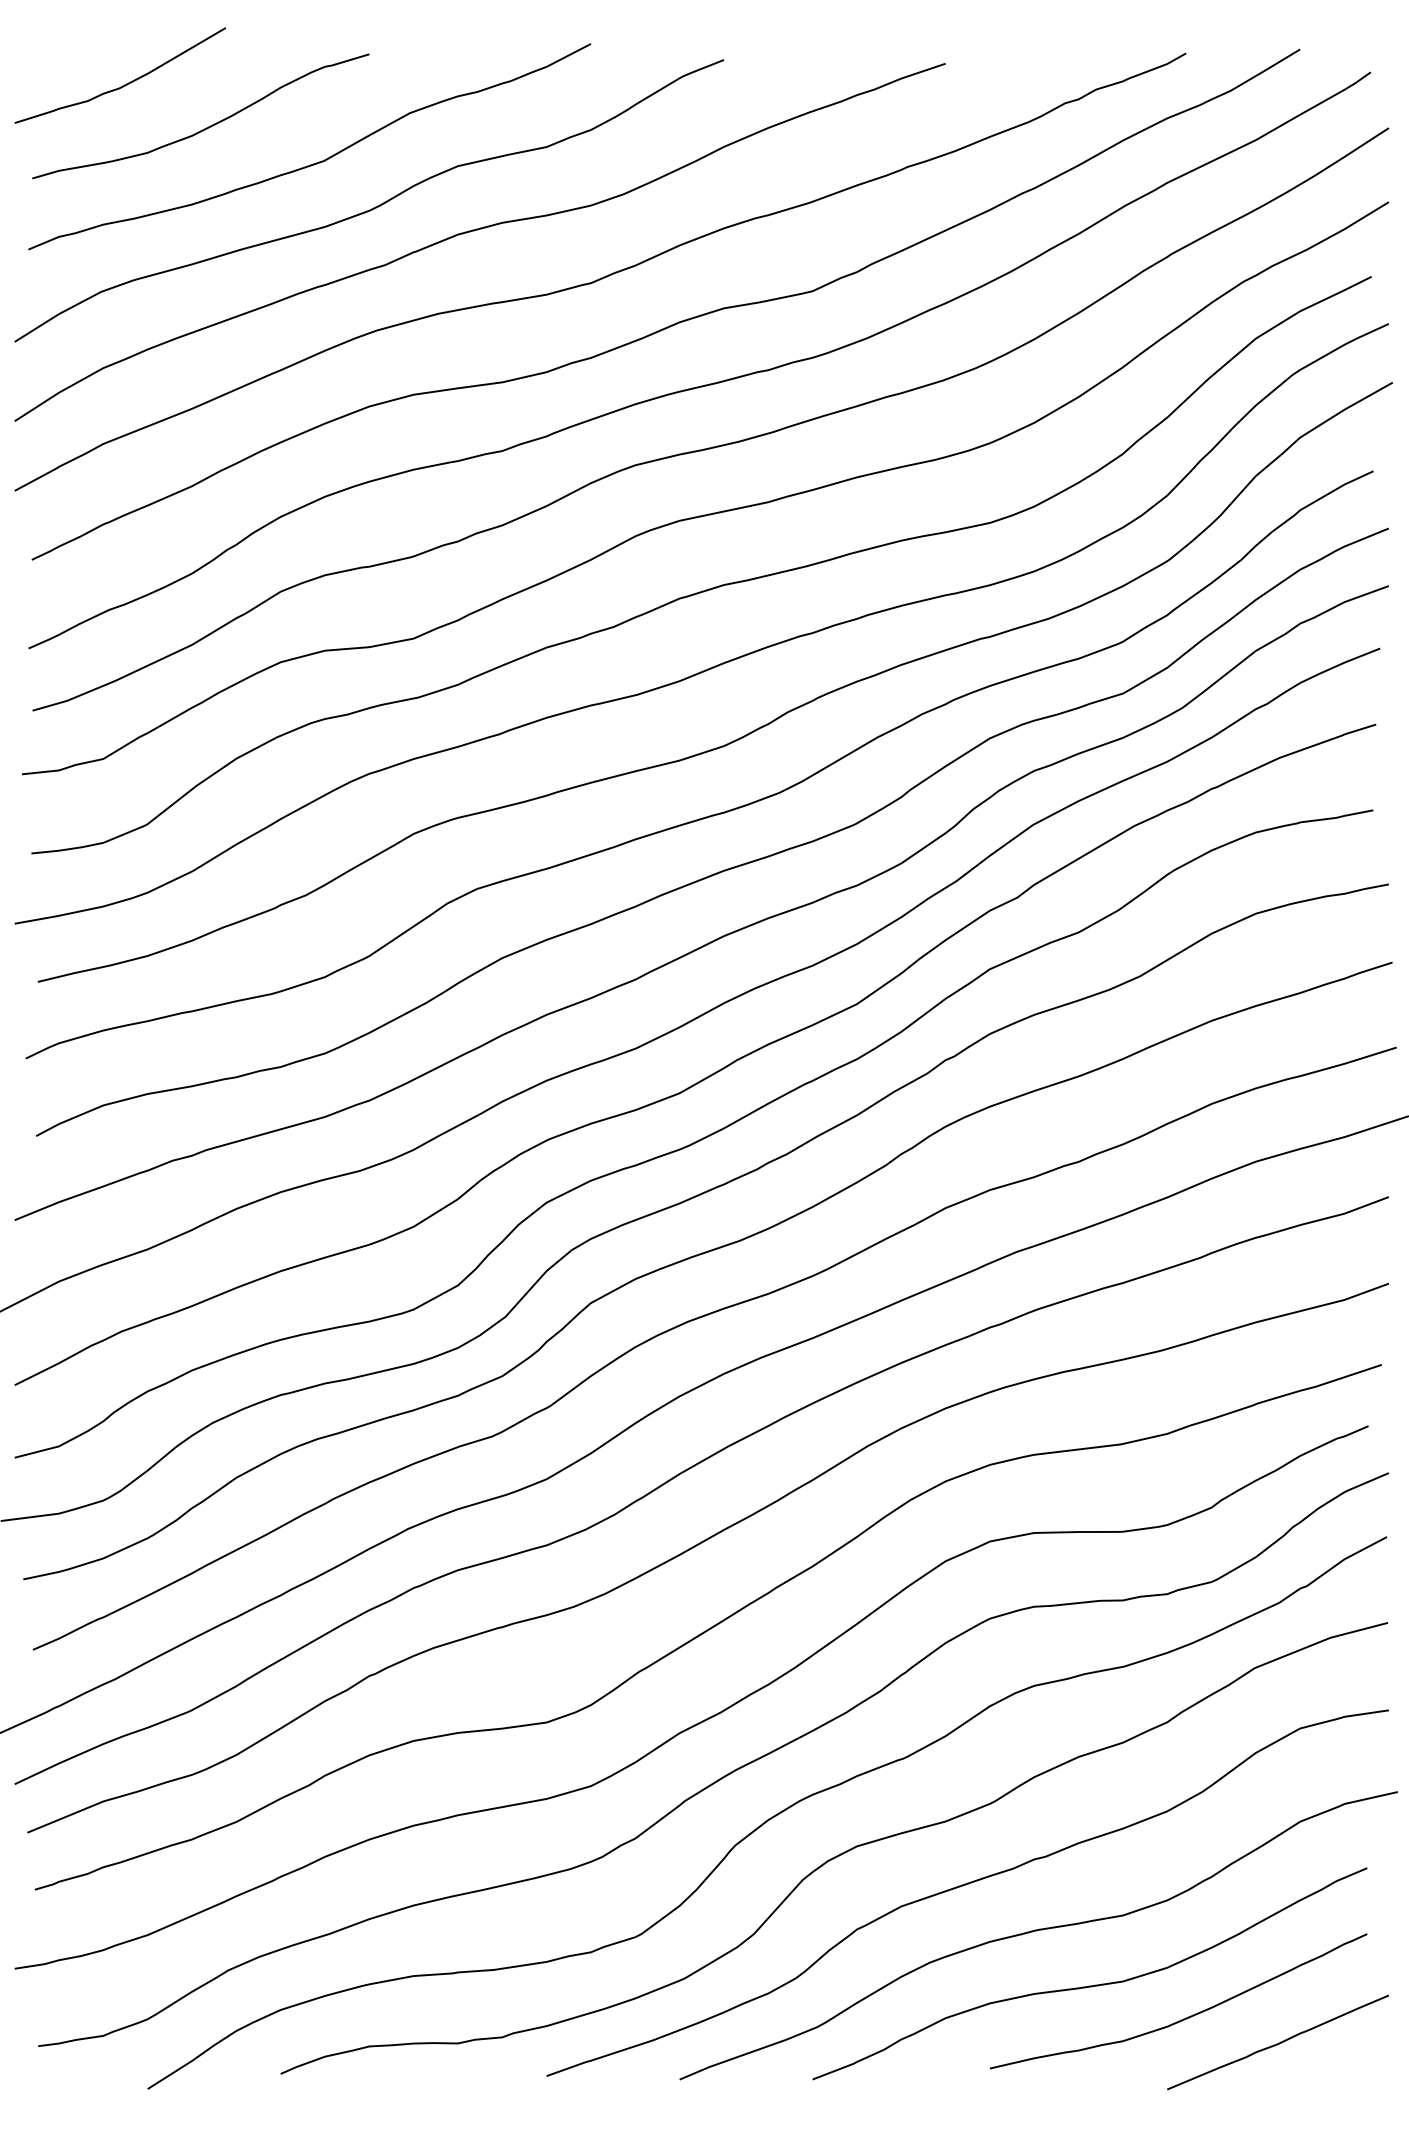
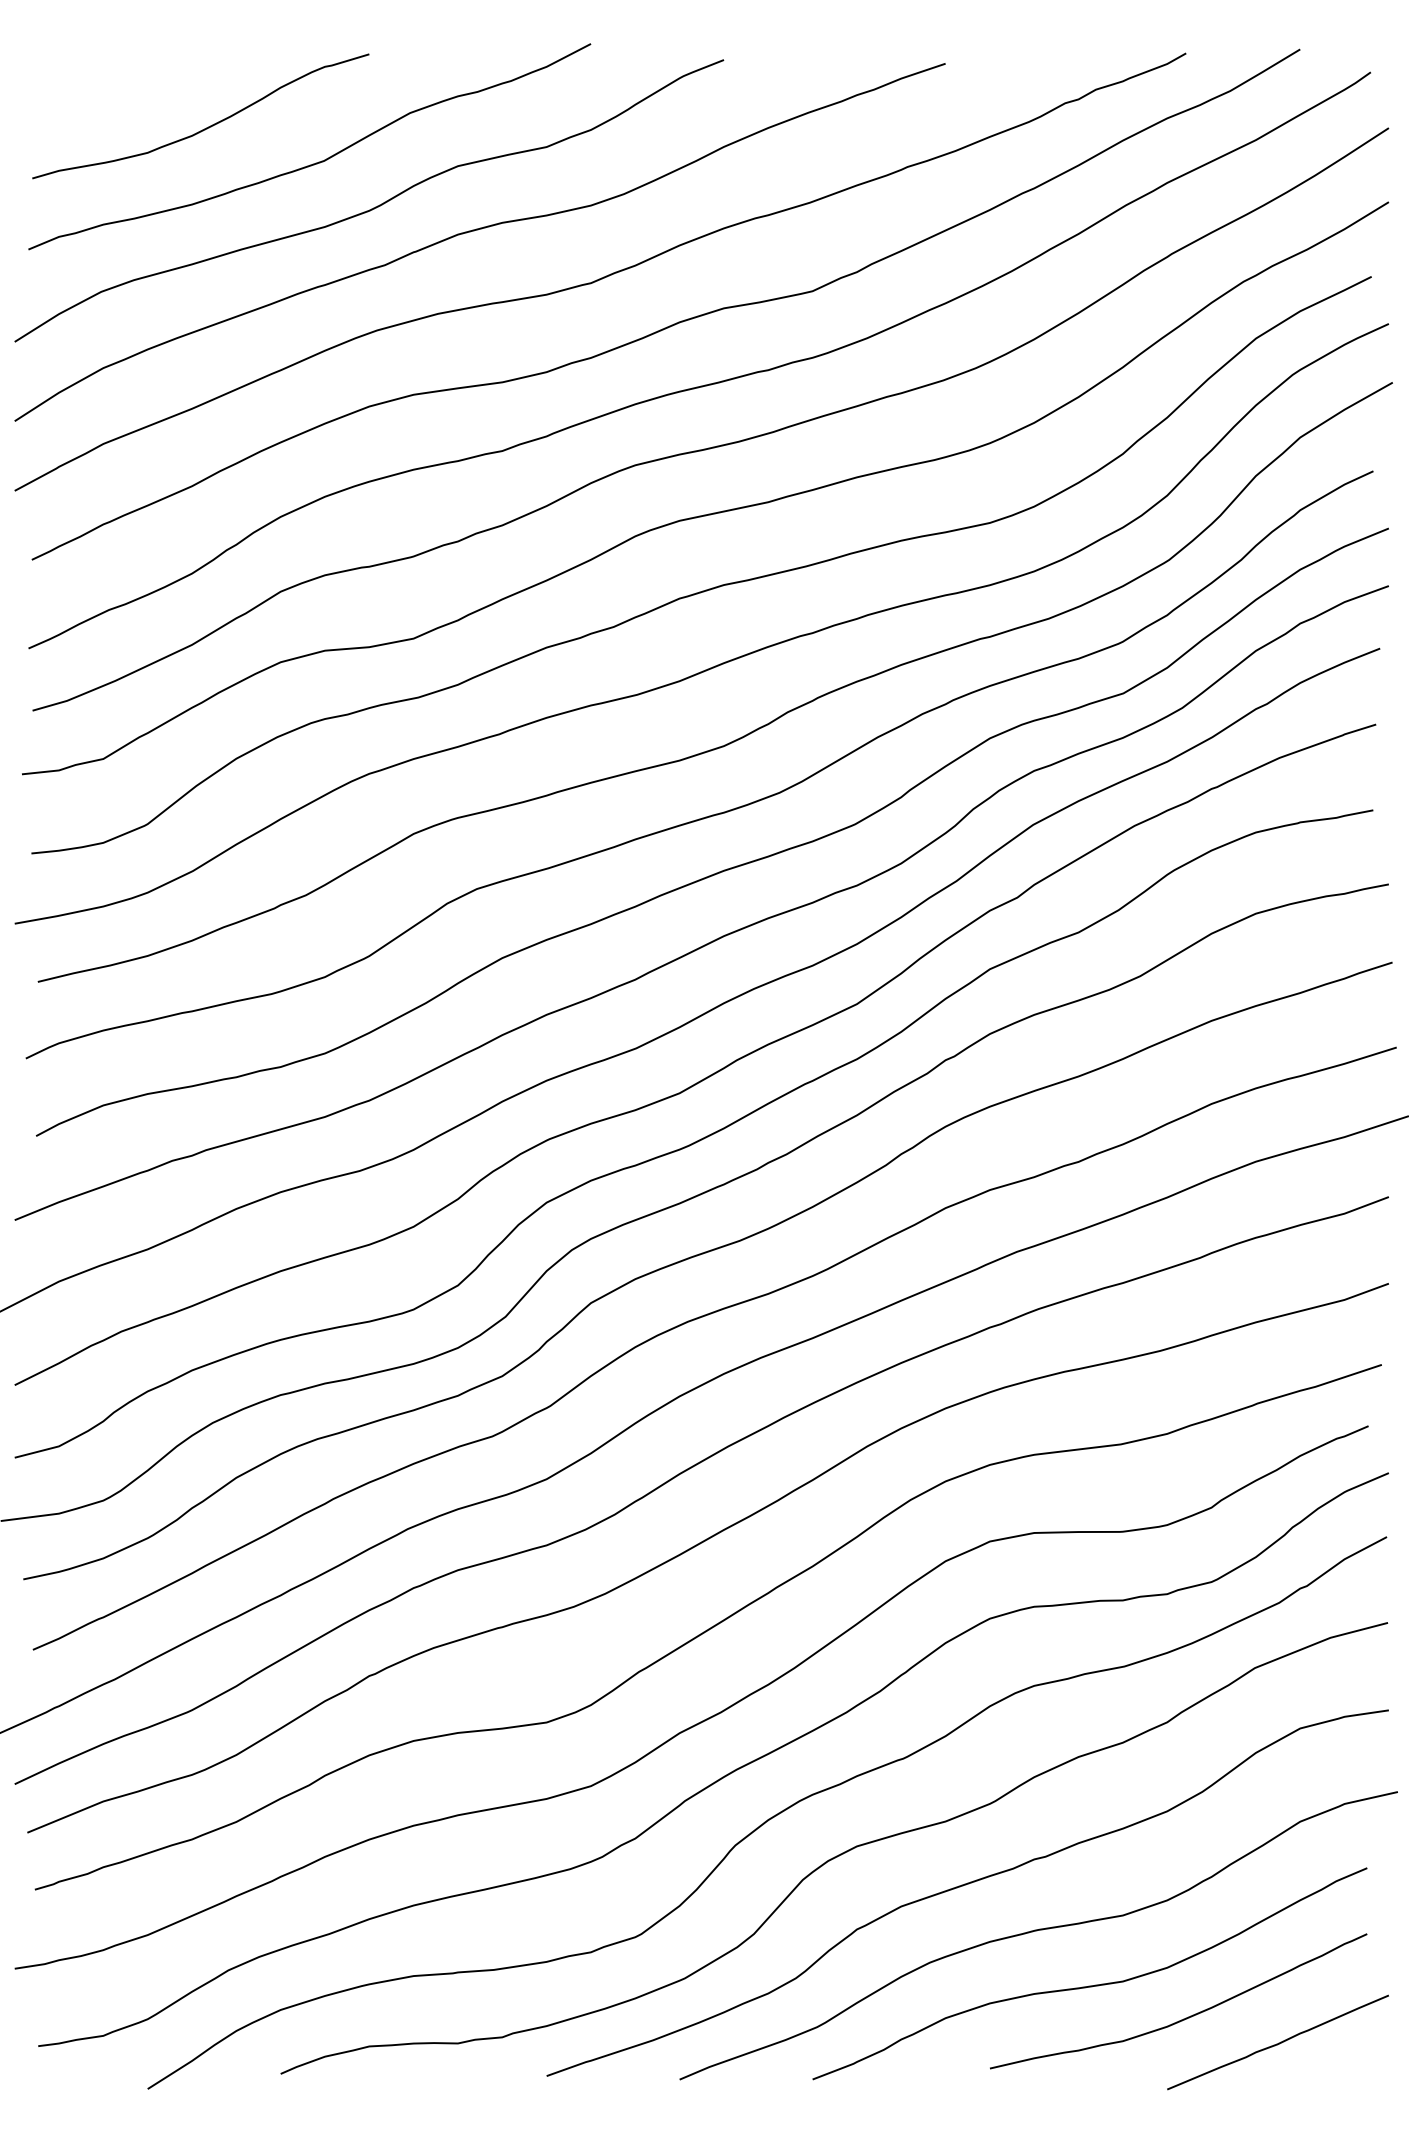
curve: present -> none (124, 84)
